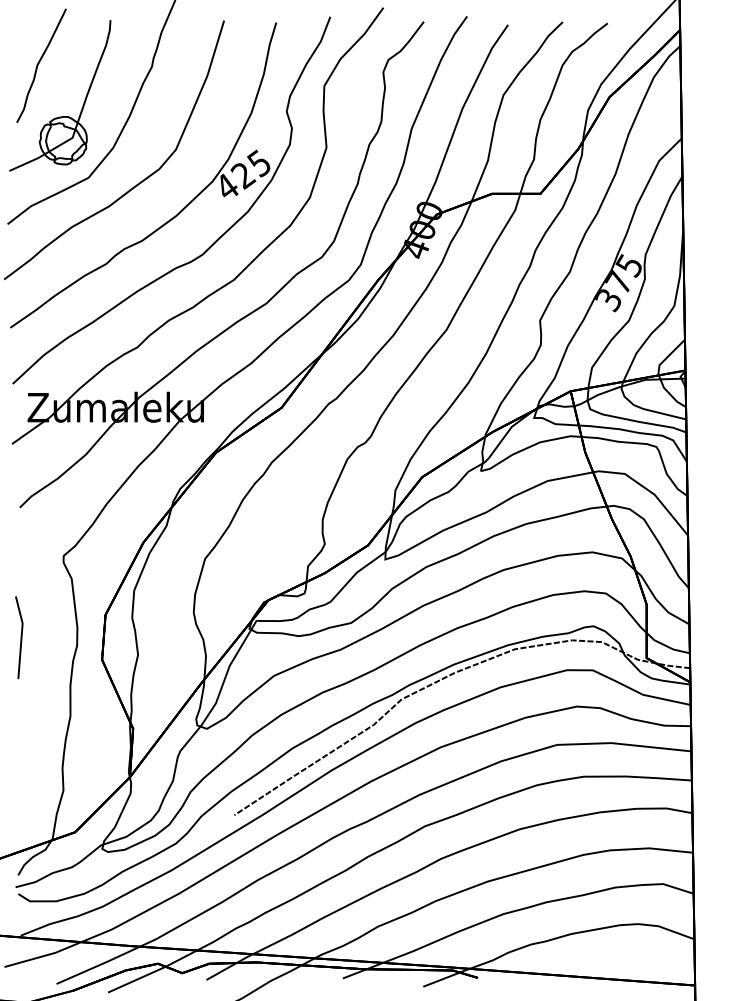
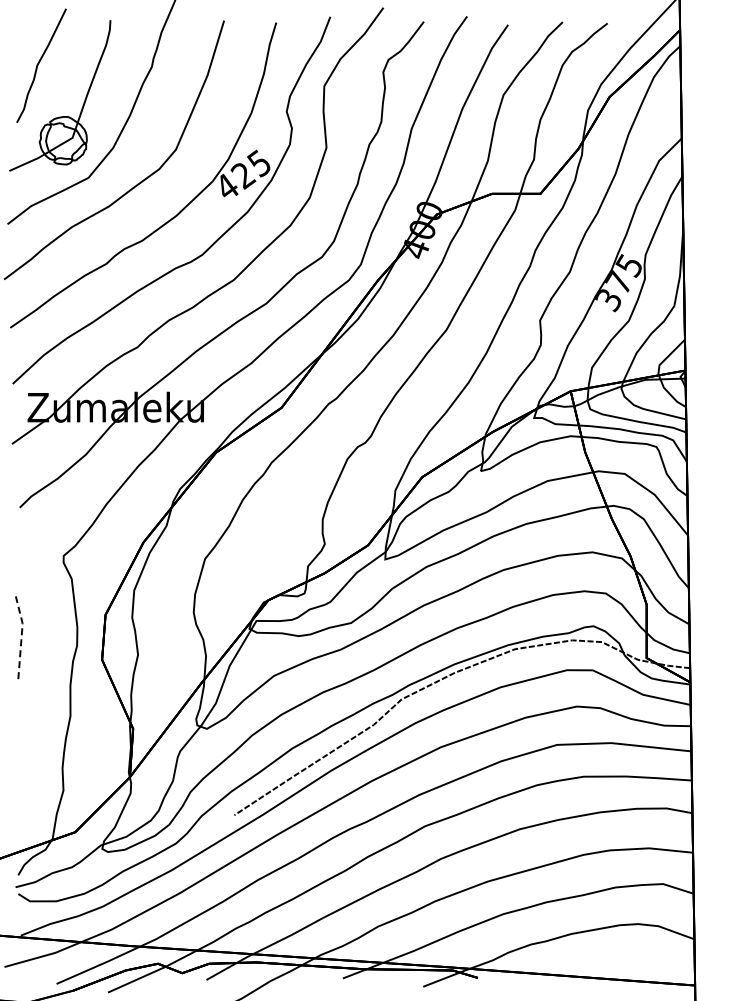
line: solid -> dashed (21, 636)
